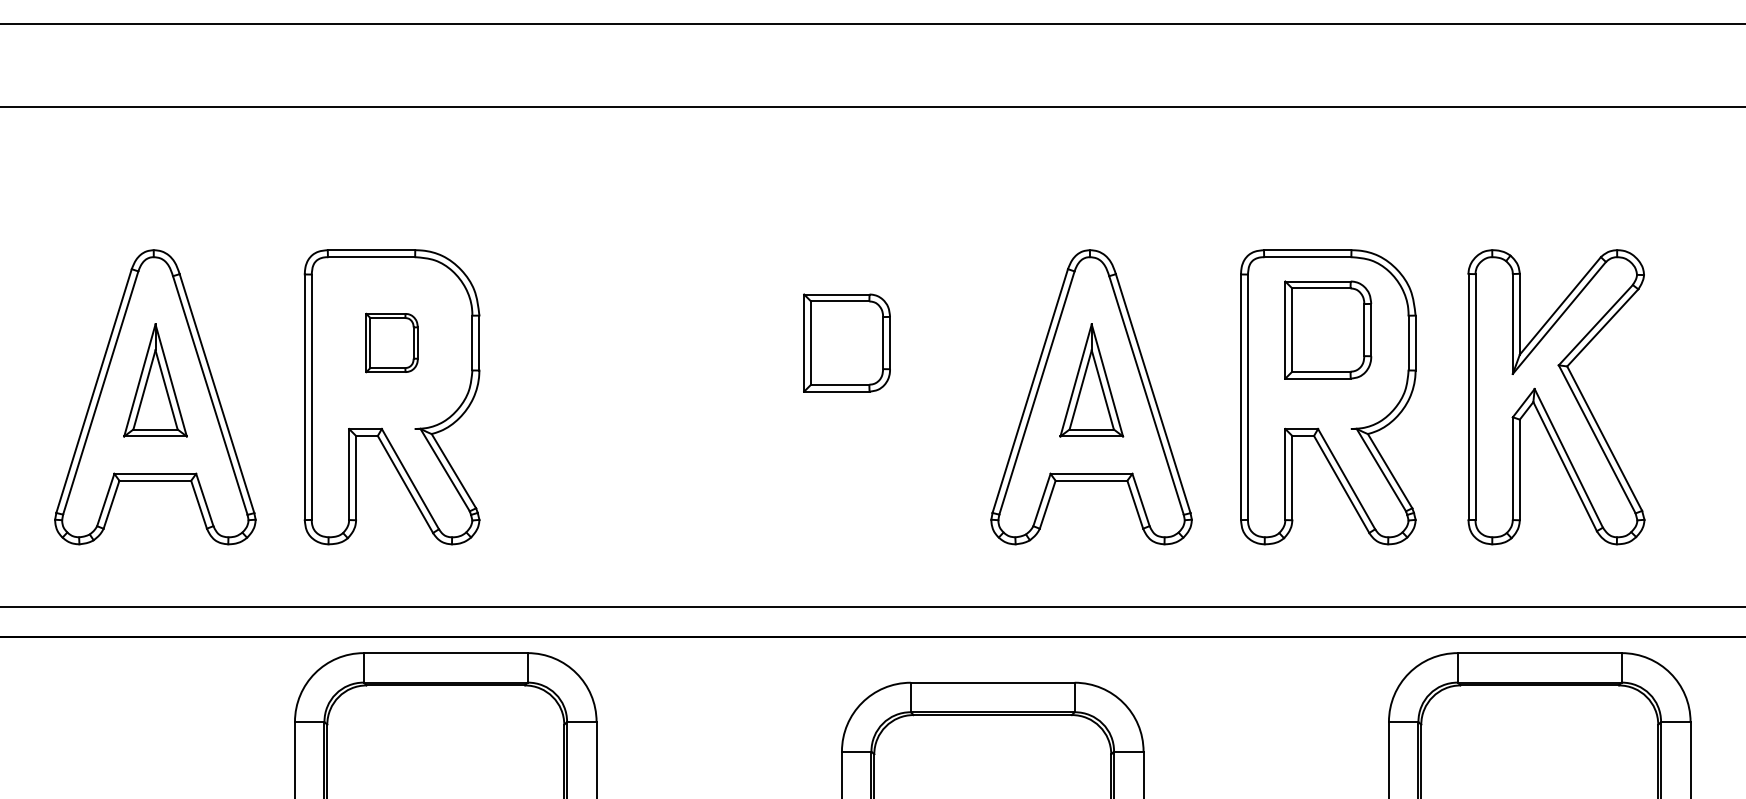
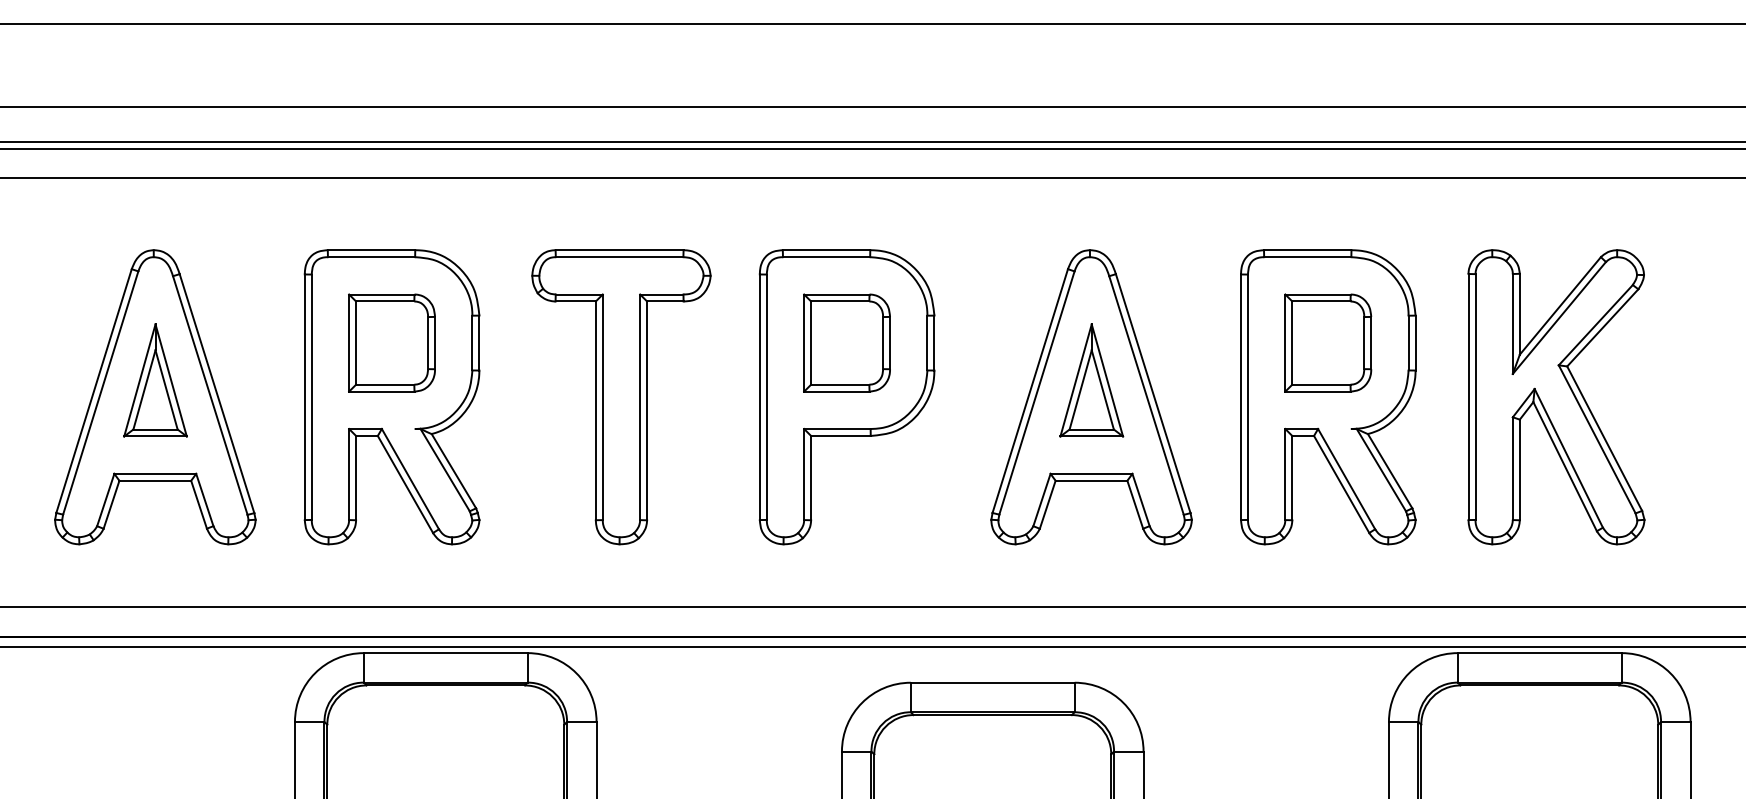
line: none -> present (872, 142)
line: none -> present (872, 148)
line: none -> present (872, 178)
part position: (1328, 329) -> (1328, 342) (1328, 342)
part size: 54x62 px -> 88x100 px (391, 342)
part: none -> present (621, 397)
part: none -> present (846, 397)
line: none -> present (872, 646)
